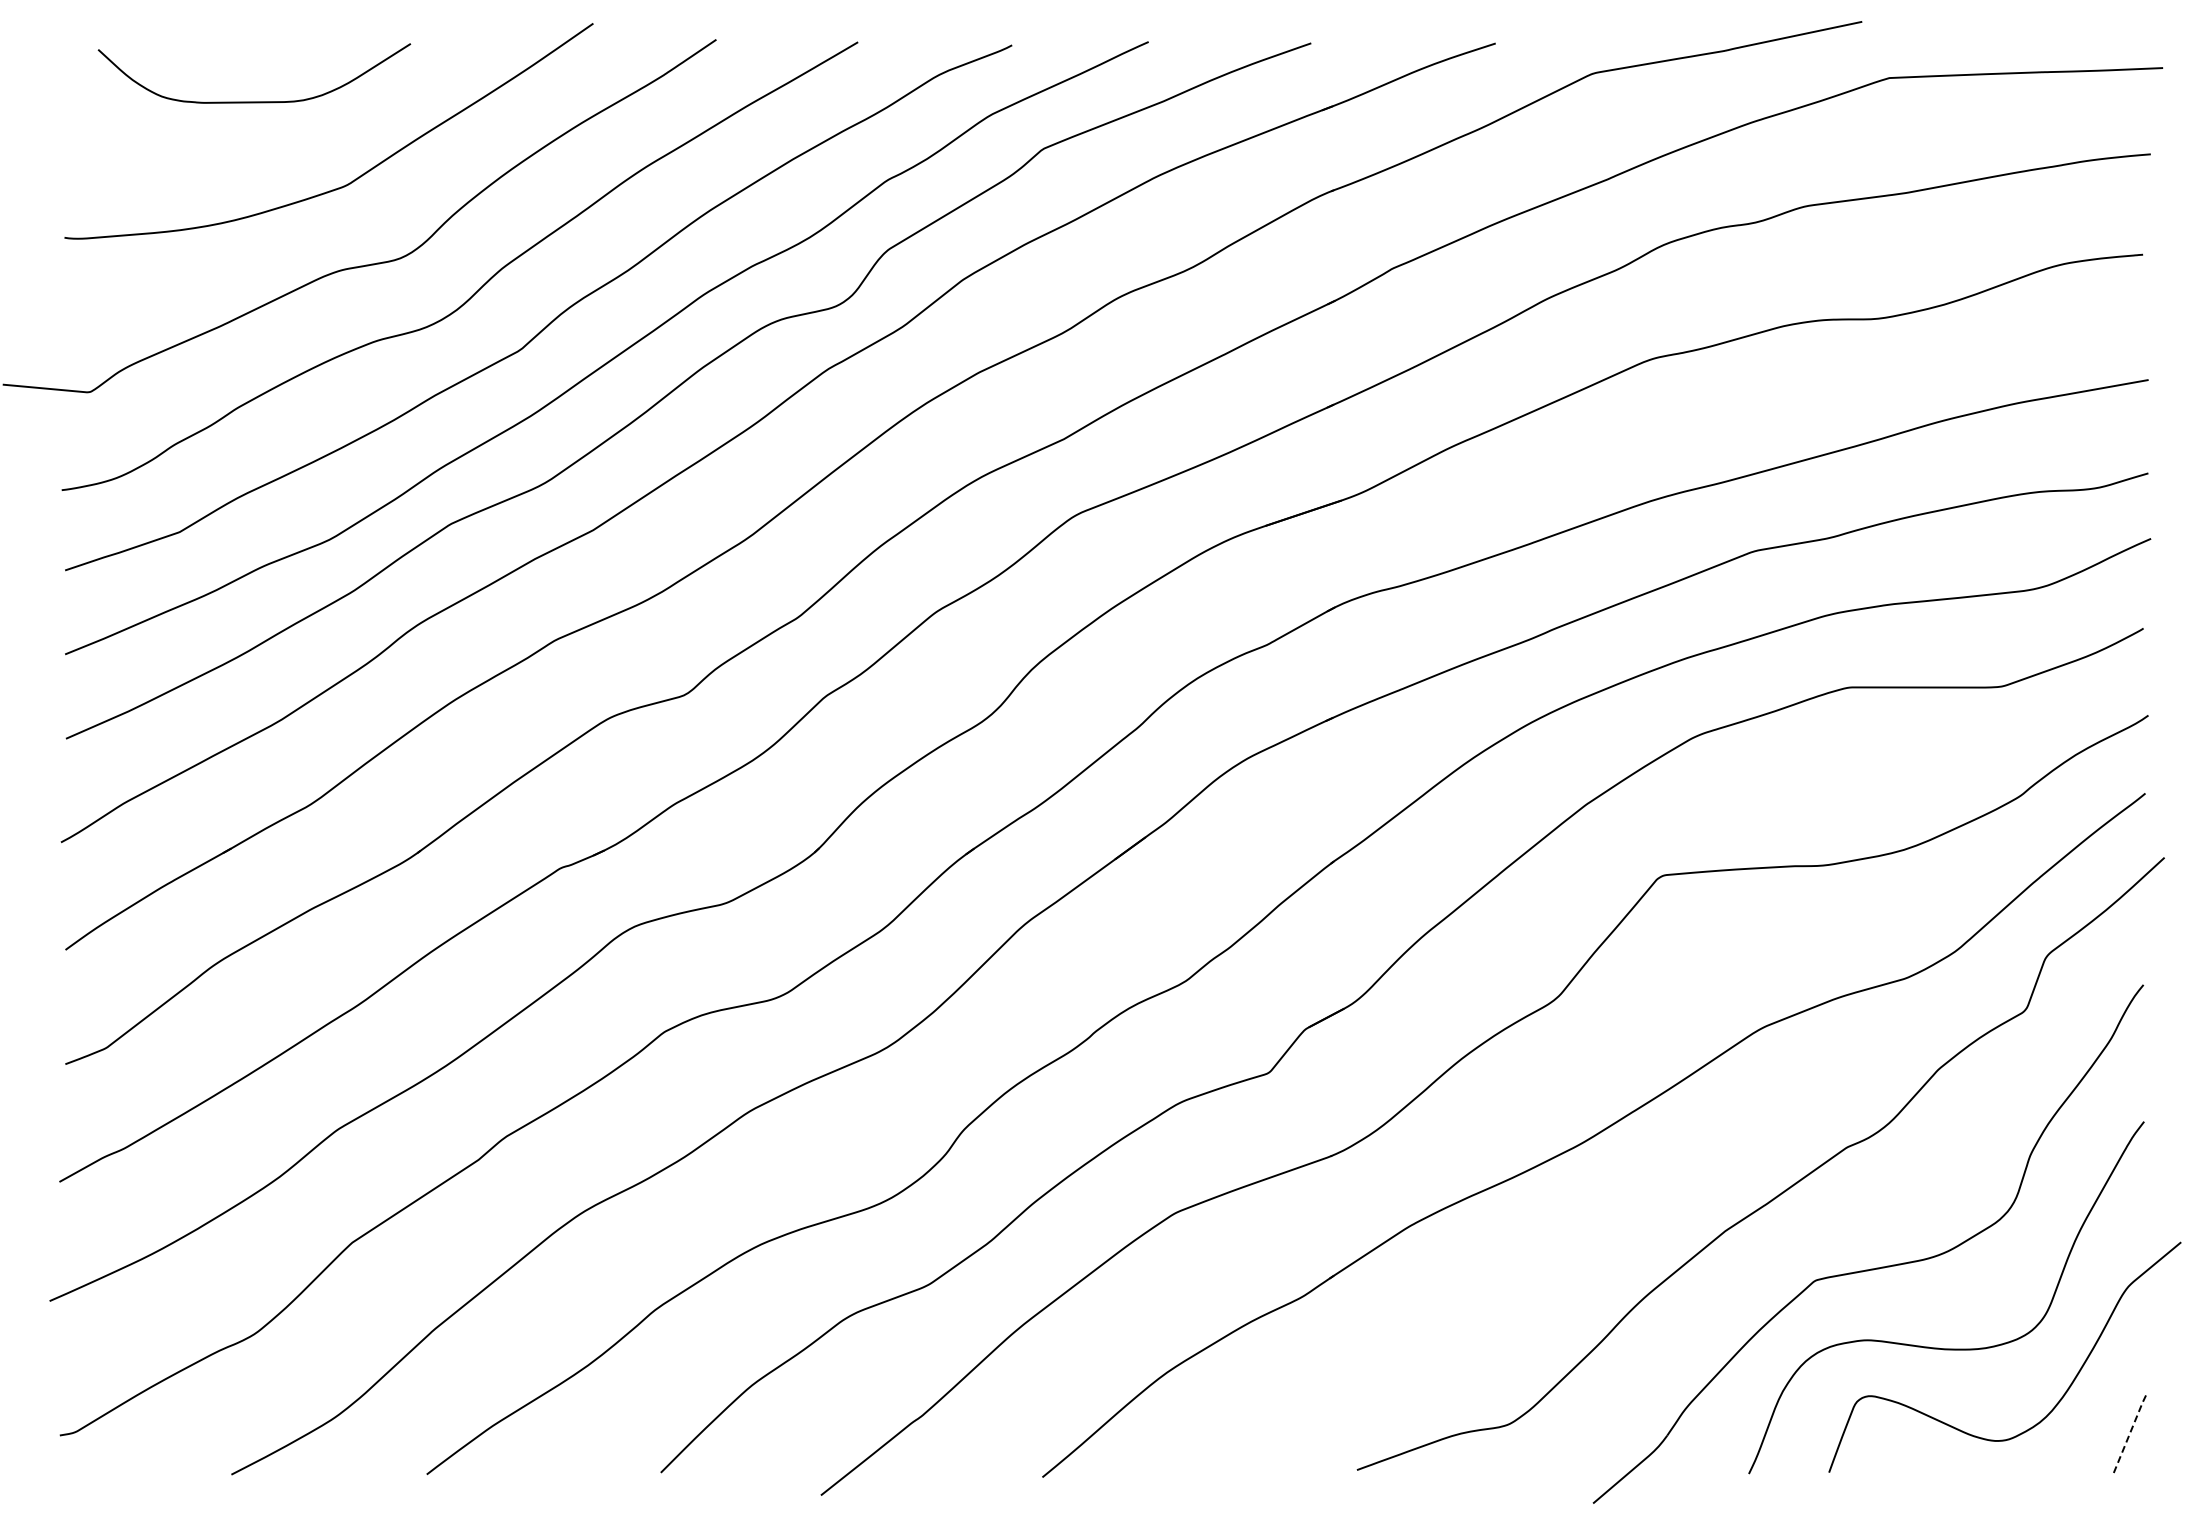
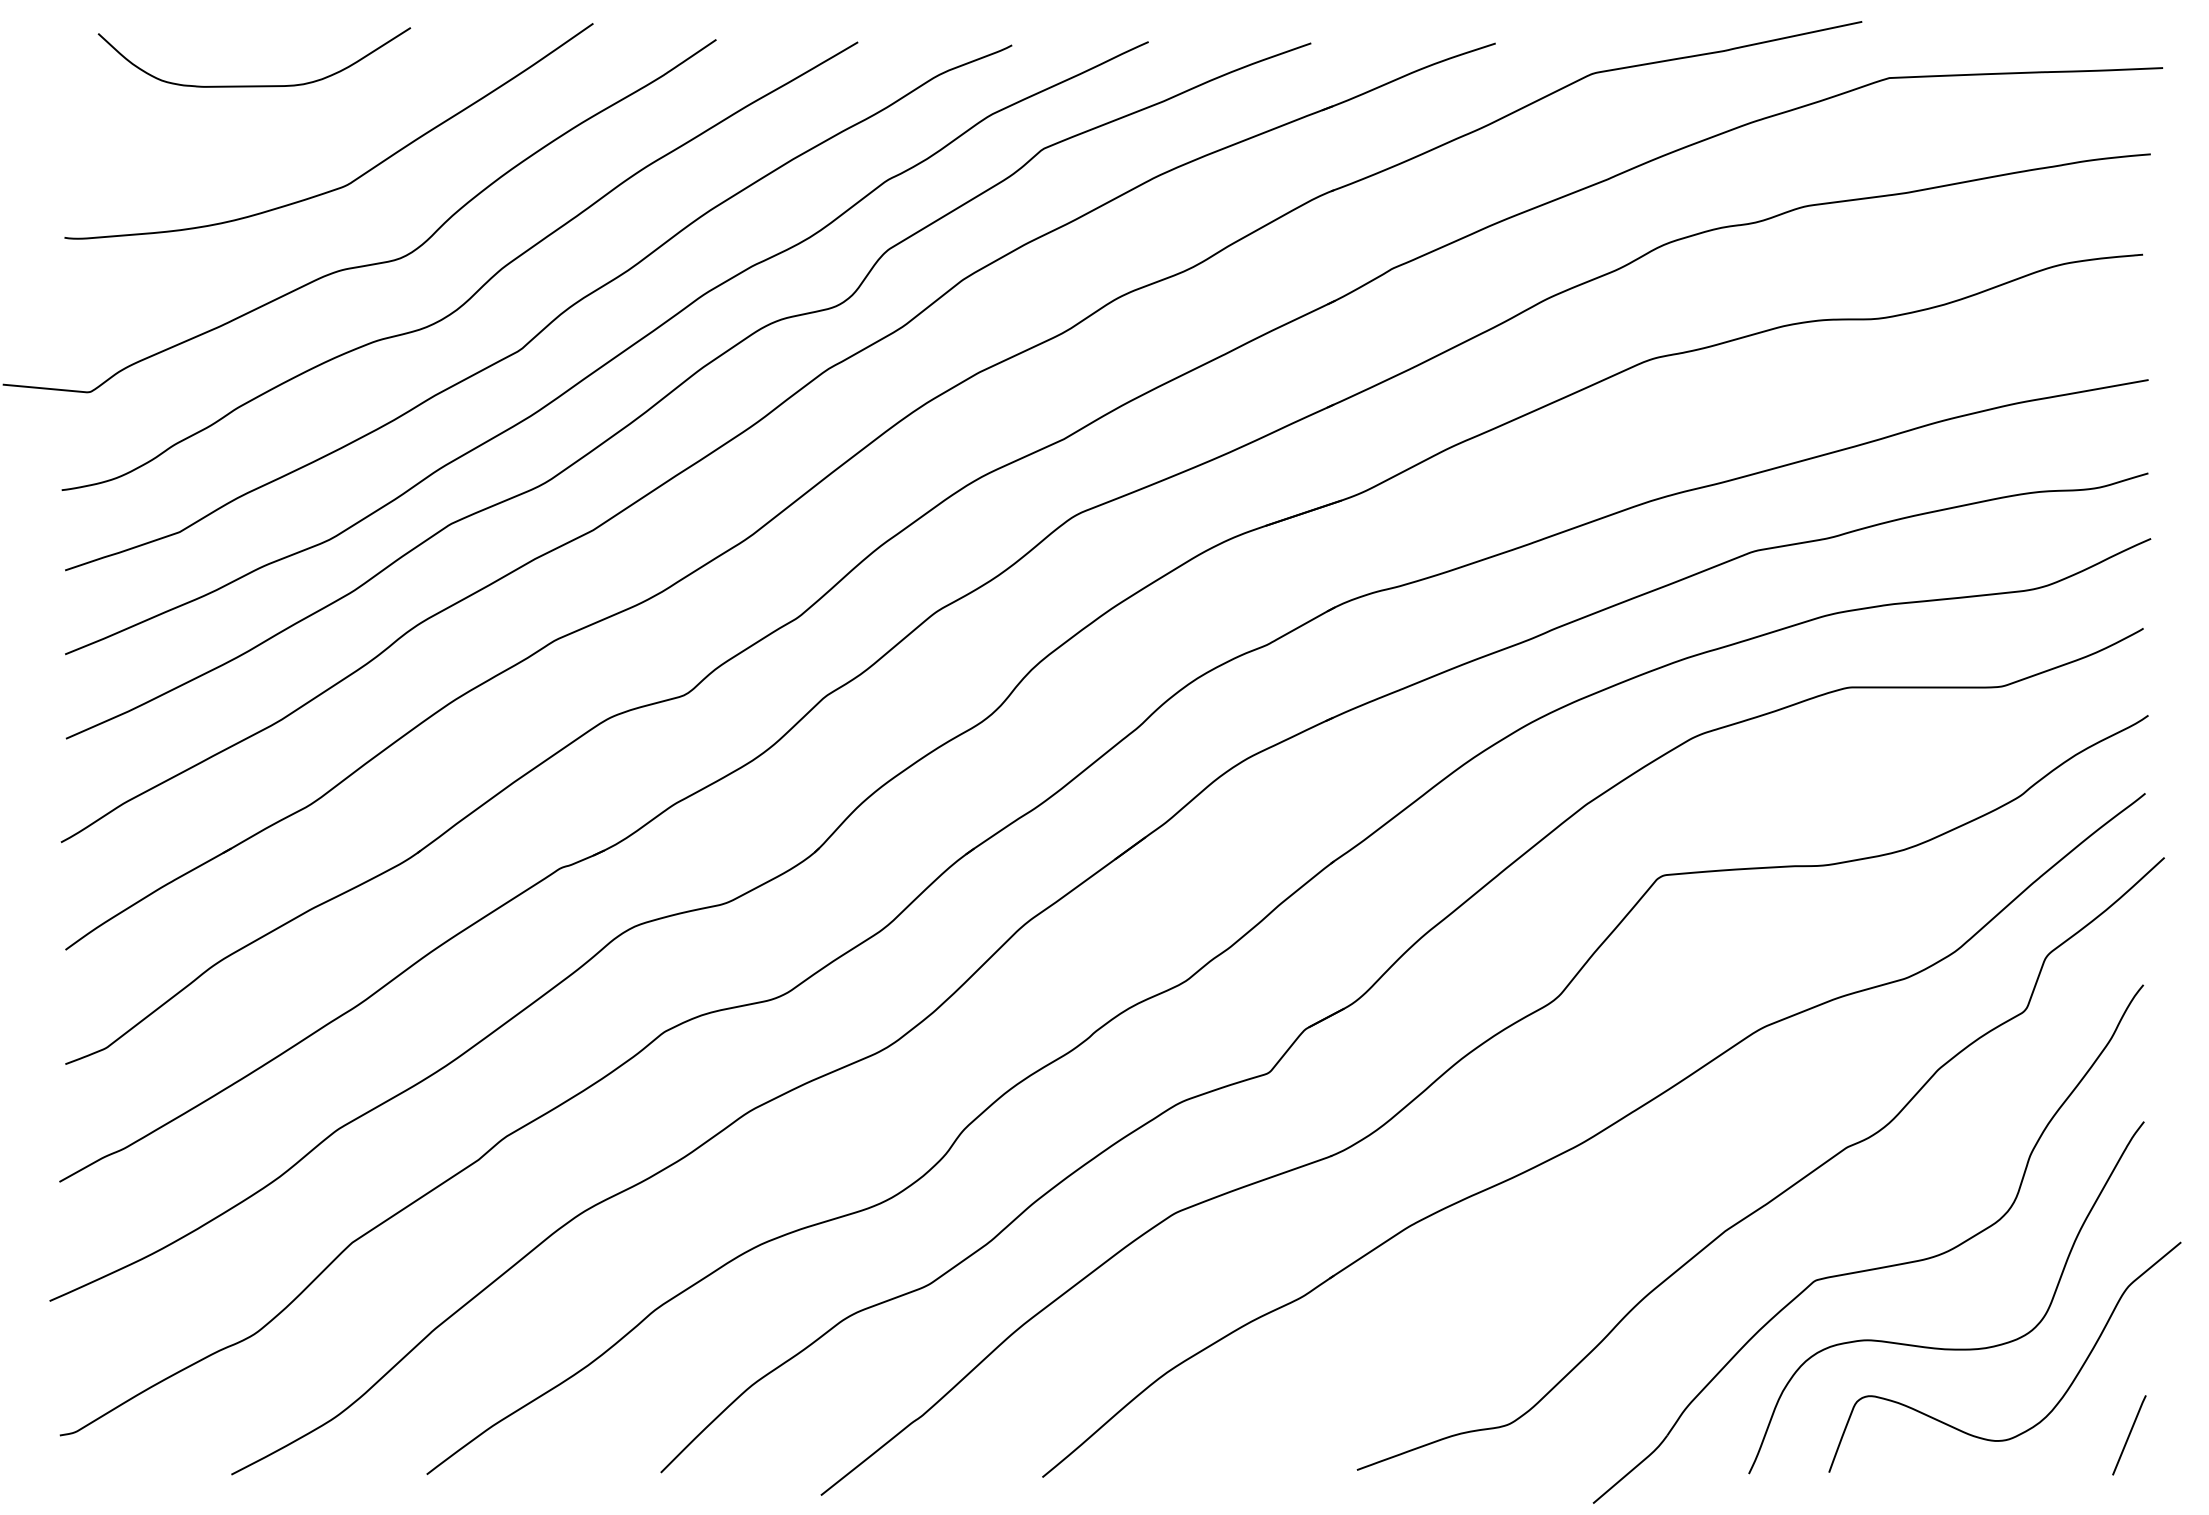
curve position: (254, 101) -> (254, 85) (254, 85)
line: dashed -> solid (2129, 1434)
